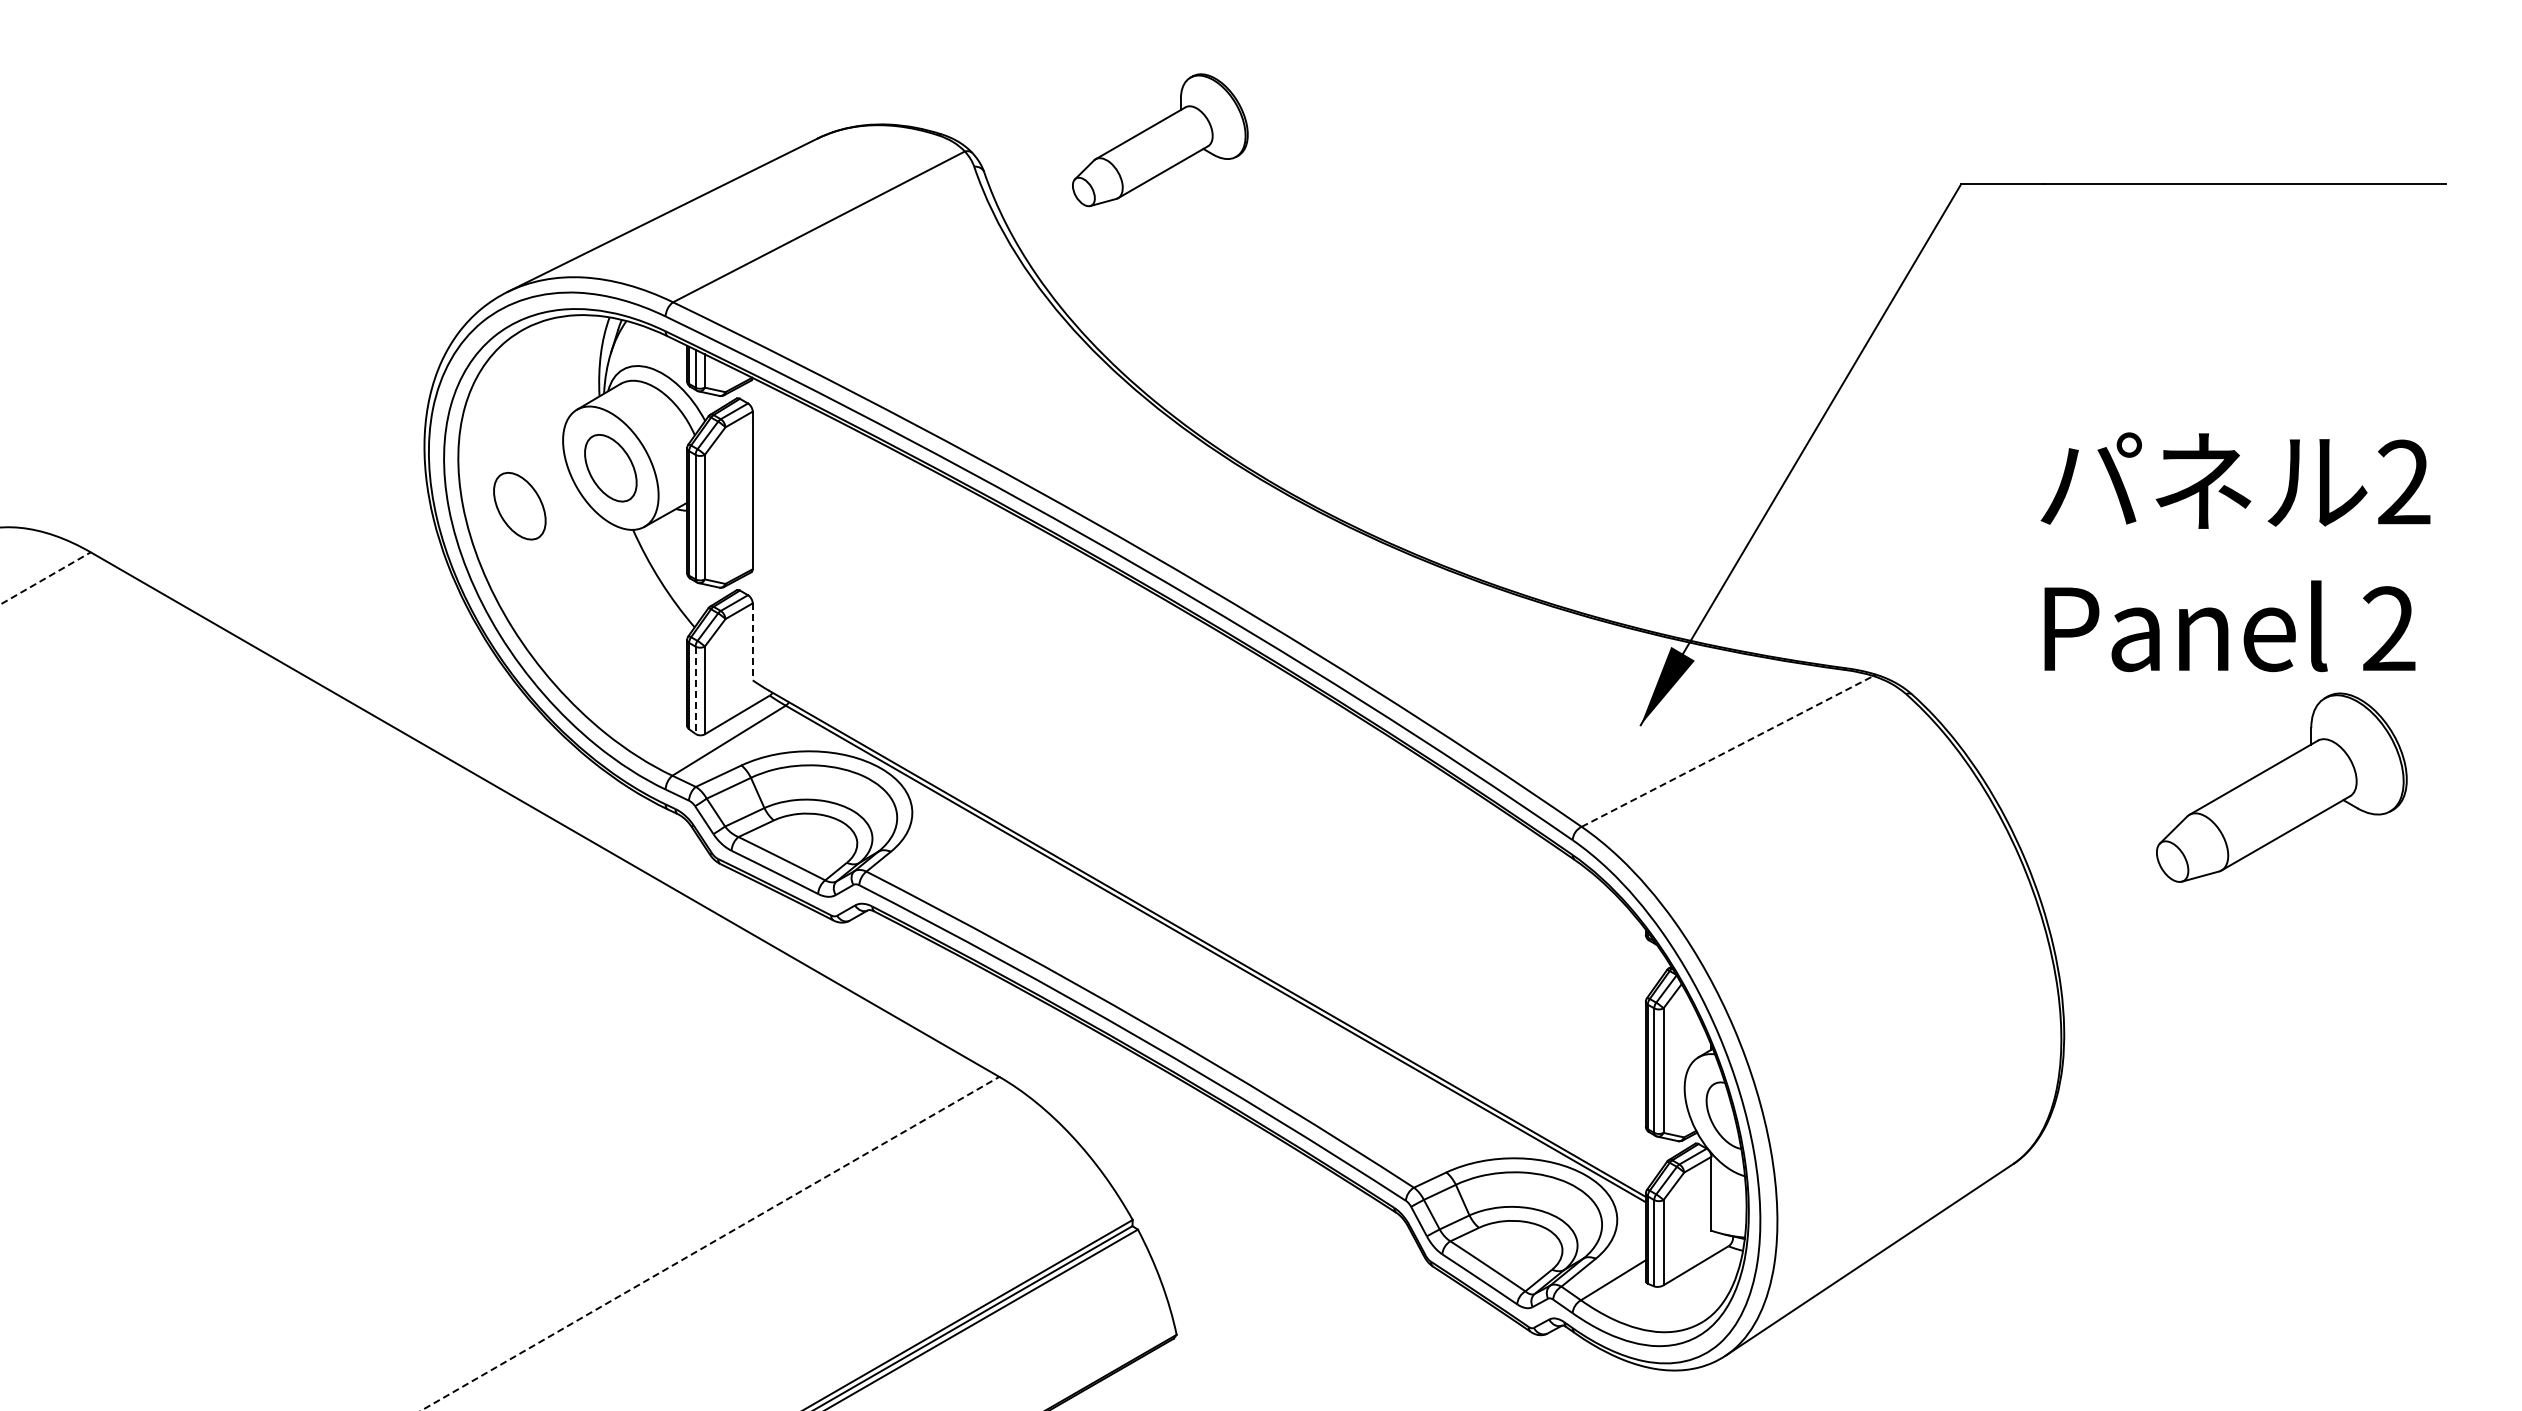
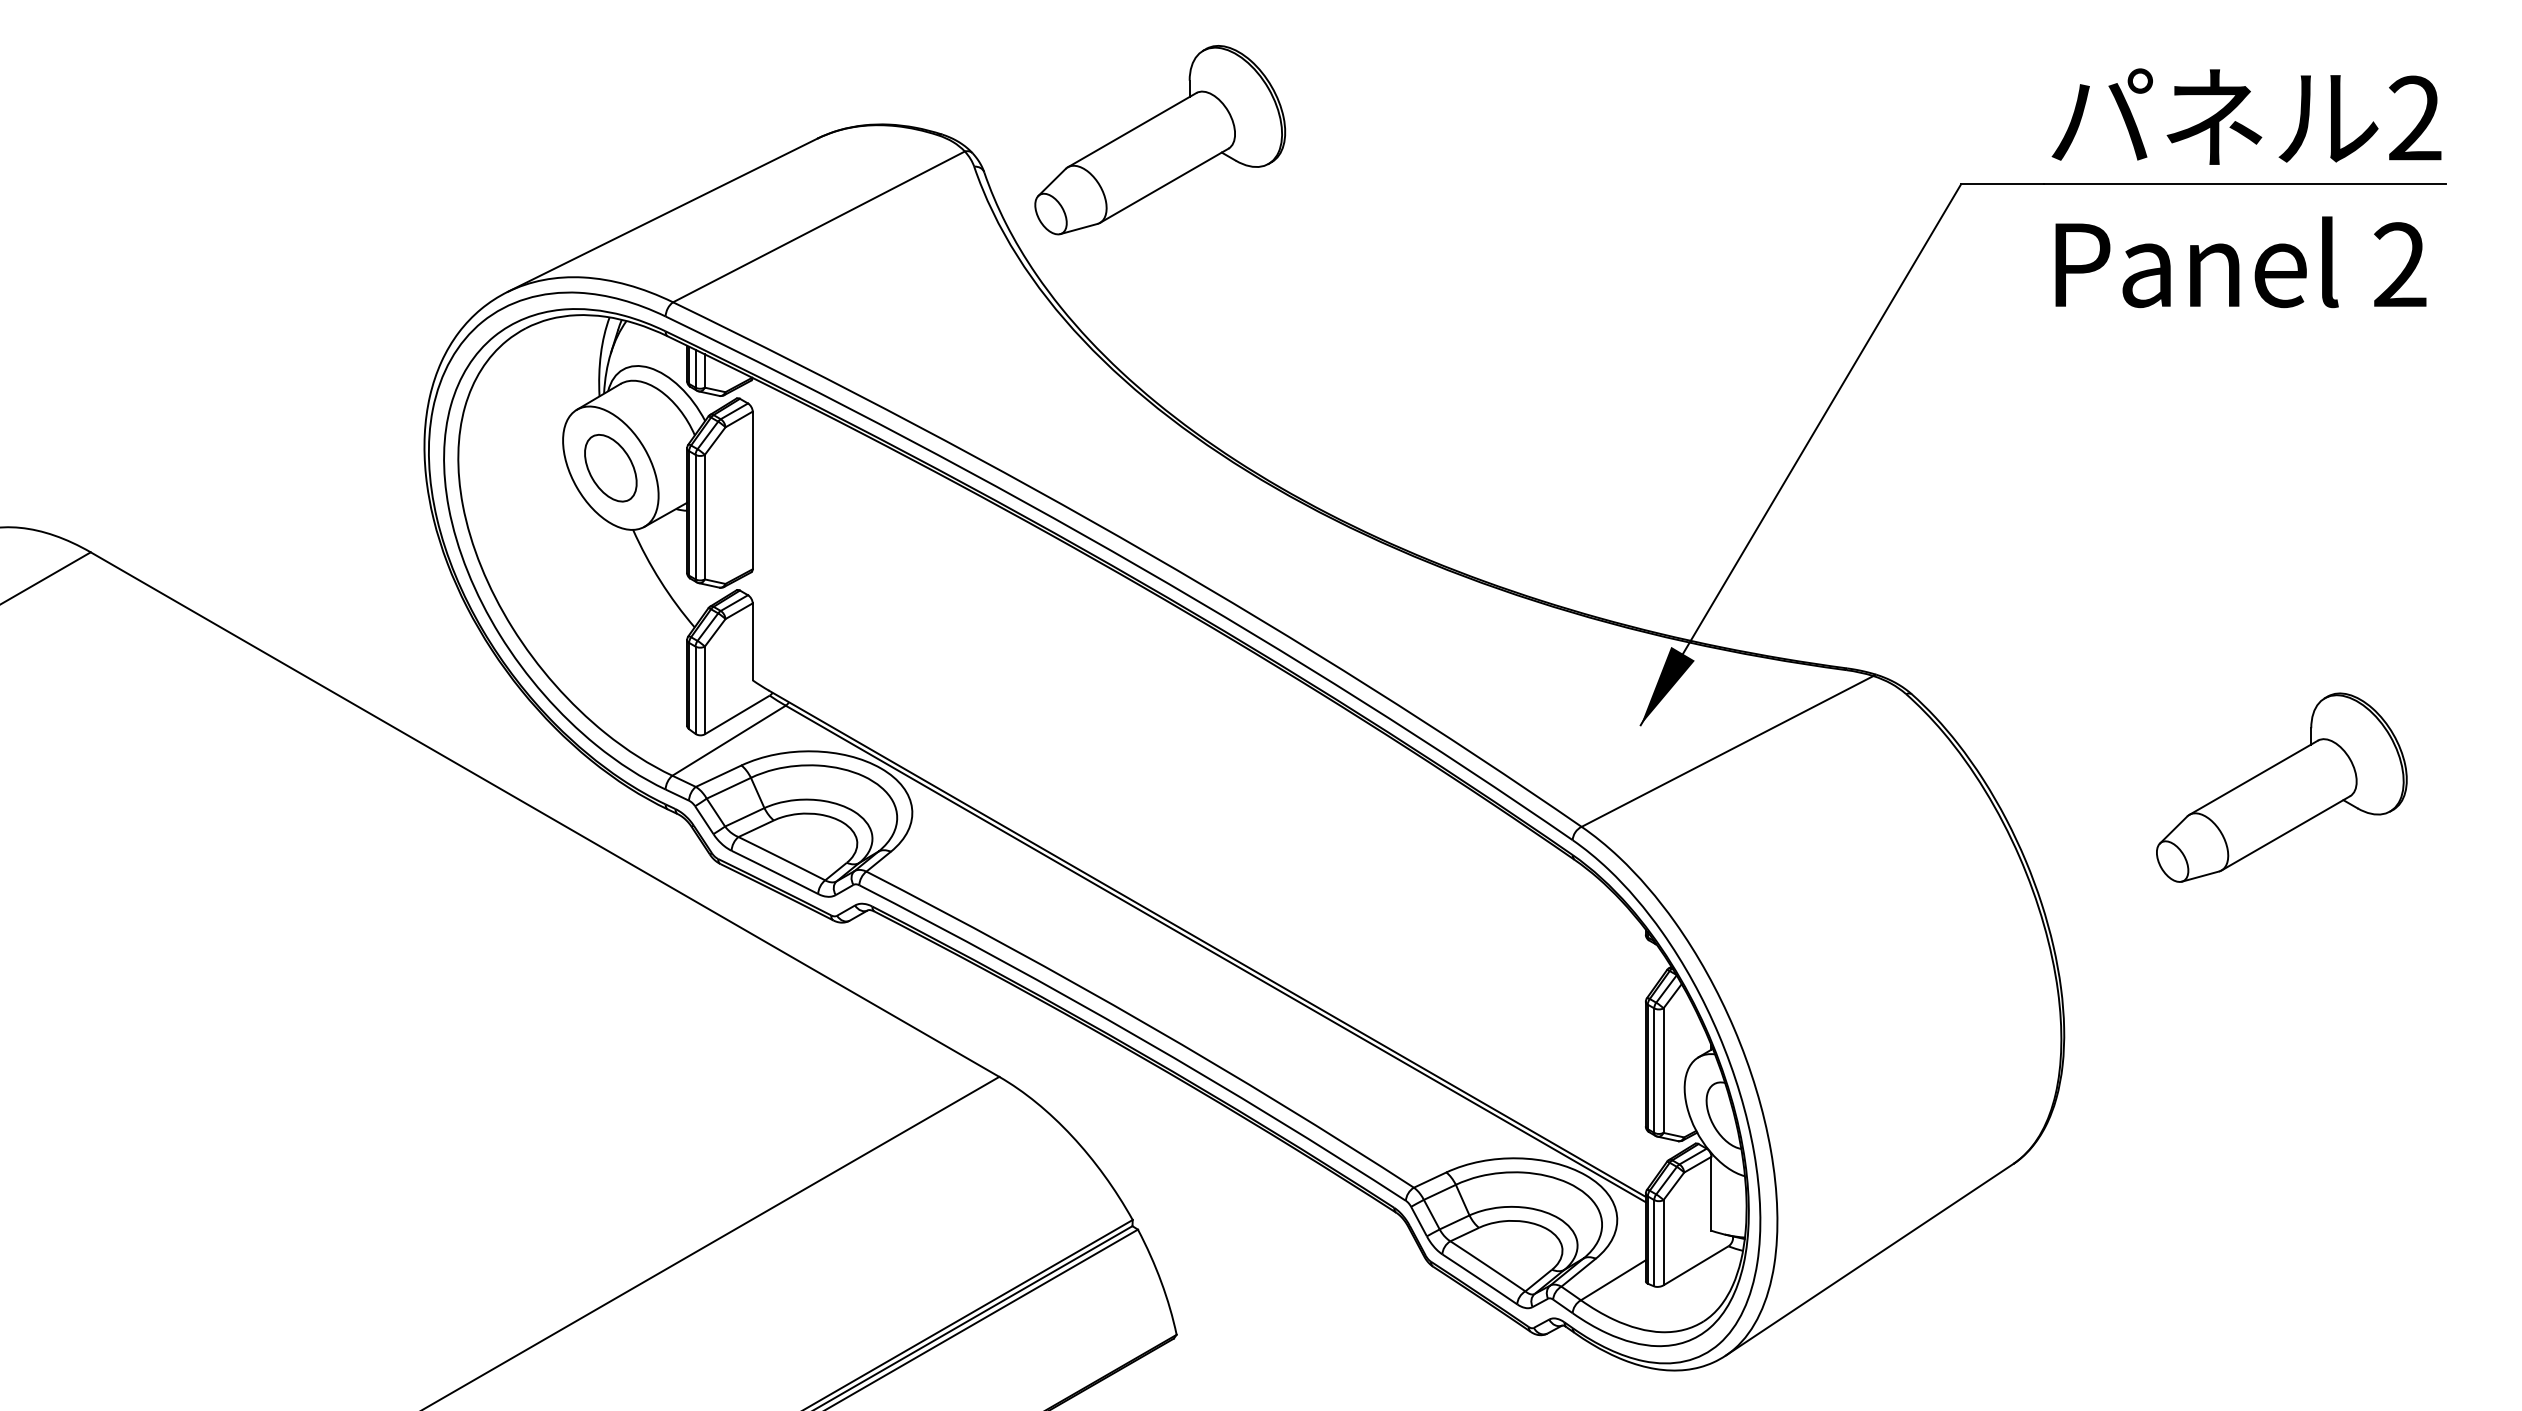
part size: 177x135 px -> 253x191 px (1160, 140)
part: present -> none (519, 506)
text position: (2235, 552) -> (2246, 188) (2246, 188)
line: dashed -> solid (45, 578)
line: dashed -> solid (752, 642)
line: dashed -> solid (695, 690)
line: dashed -> solid (1728, 751)
line: dashed -> solid (710, 1243)
